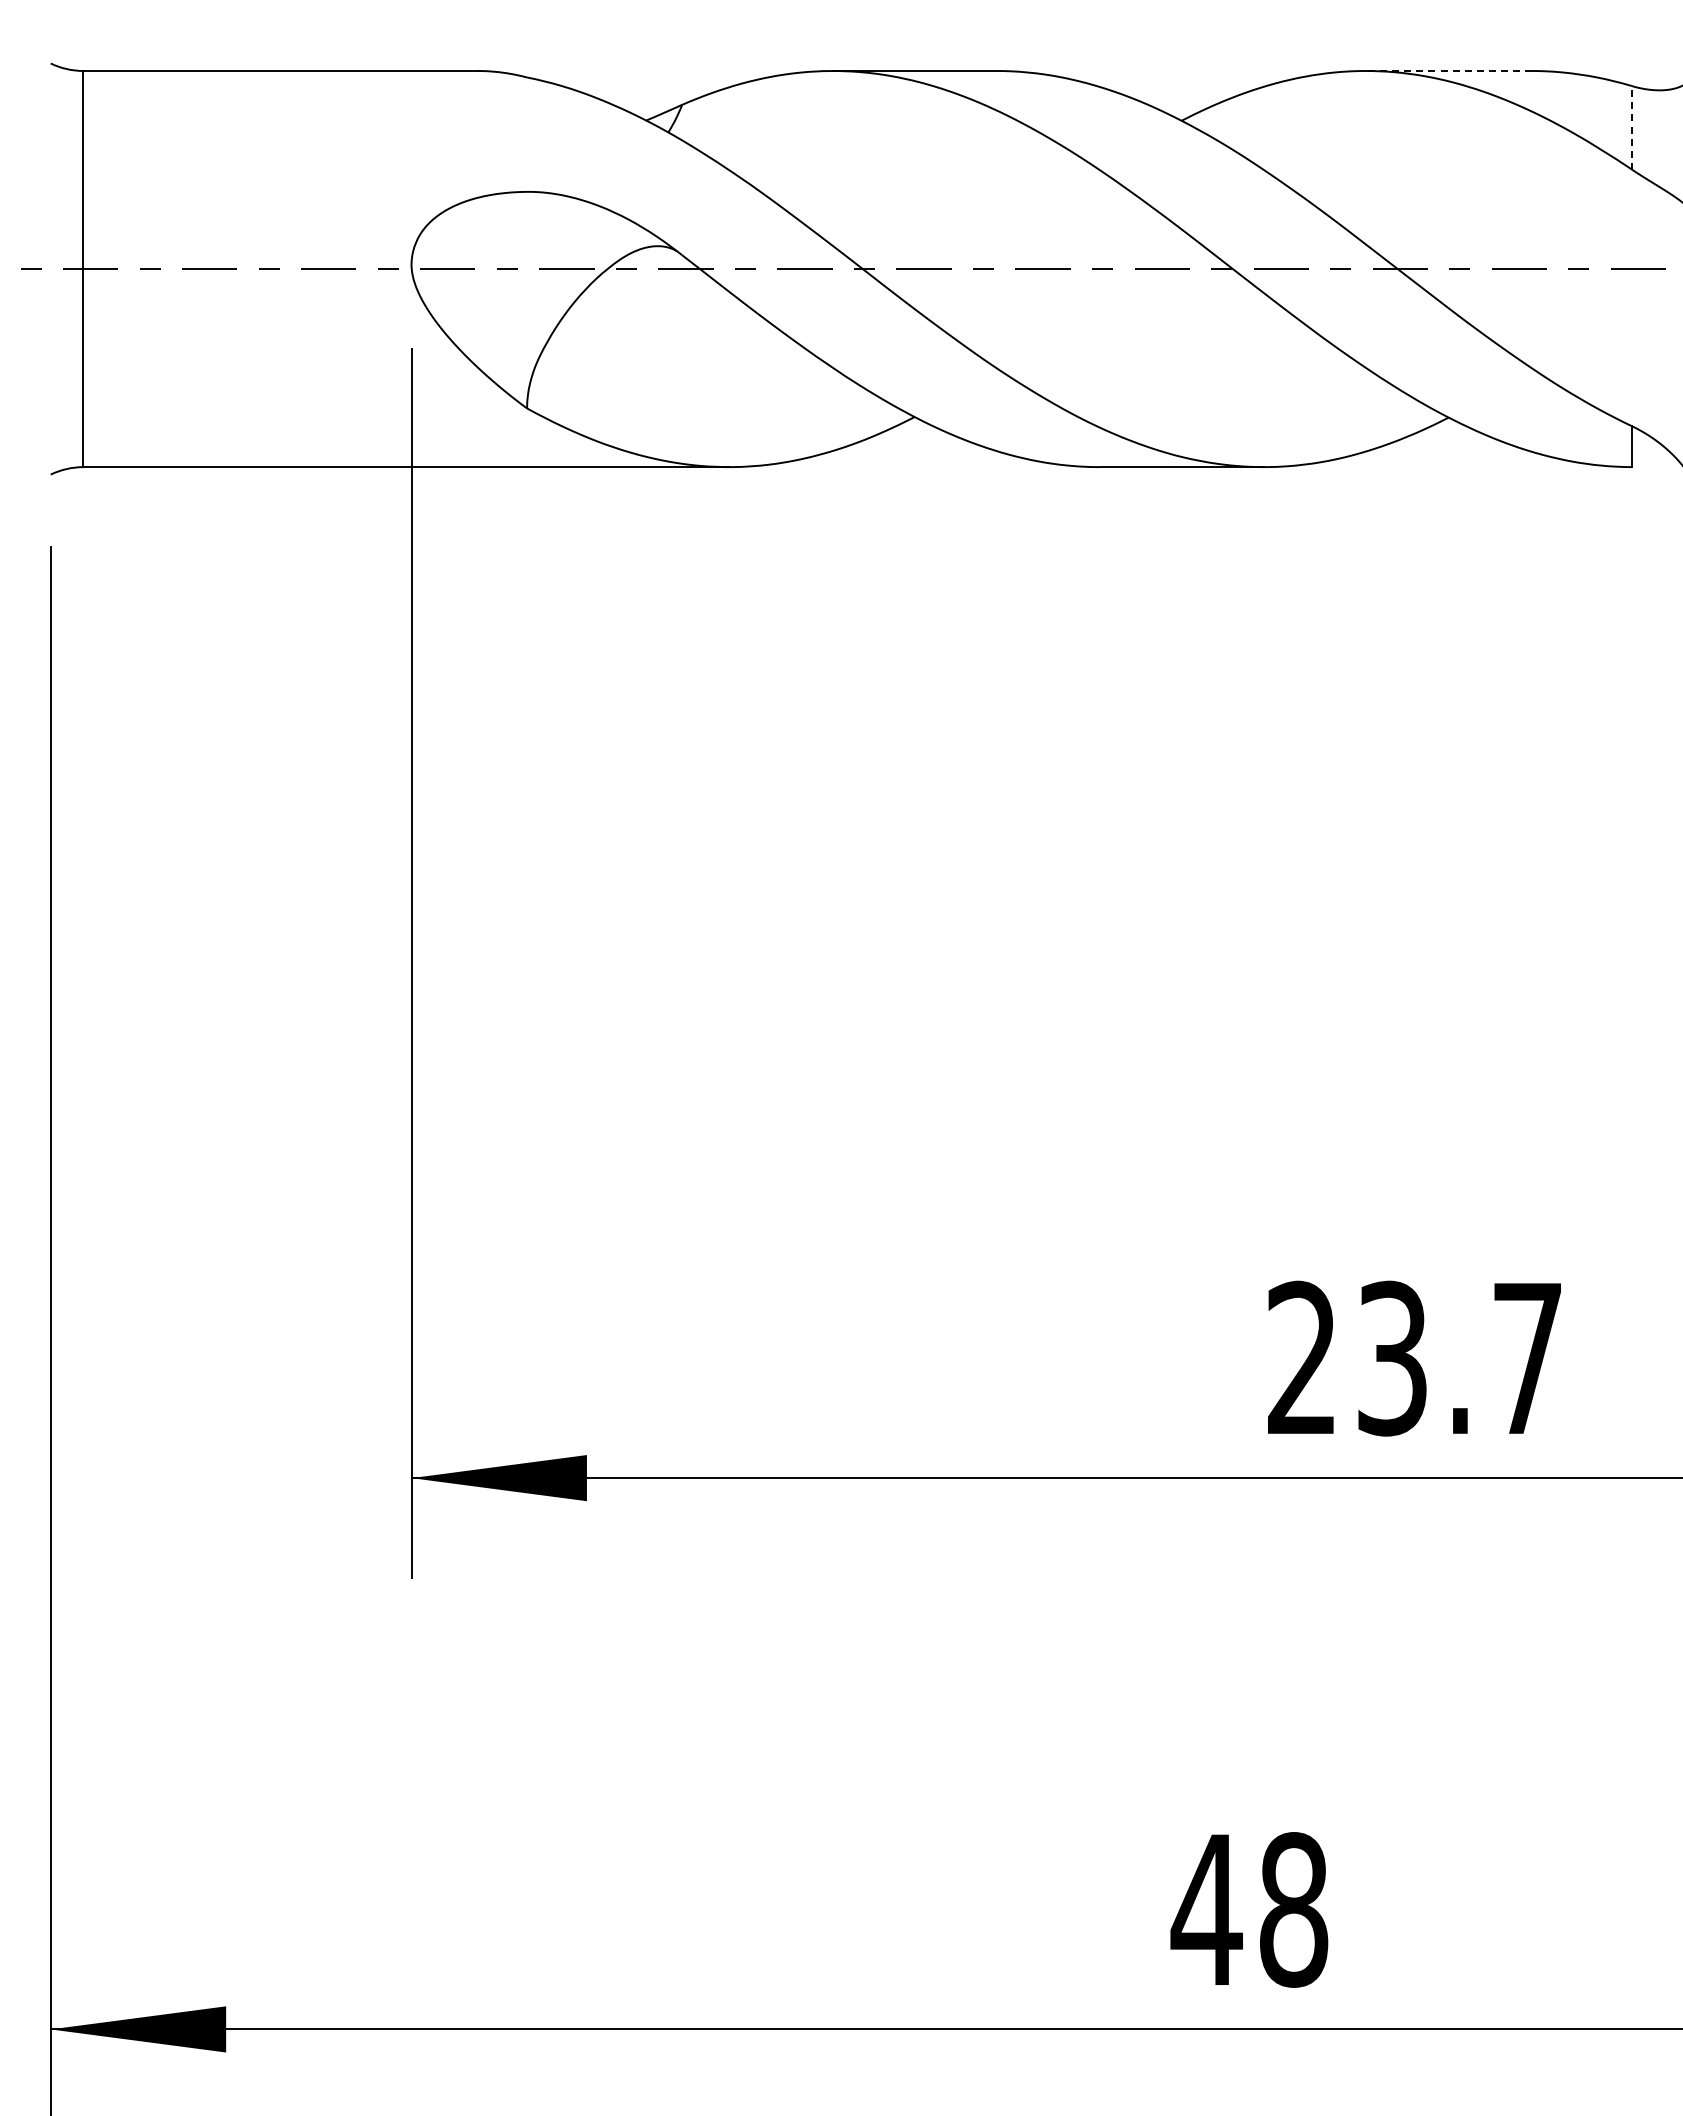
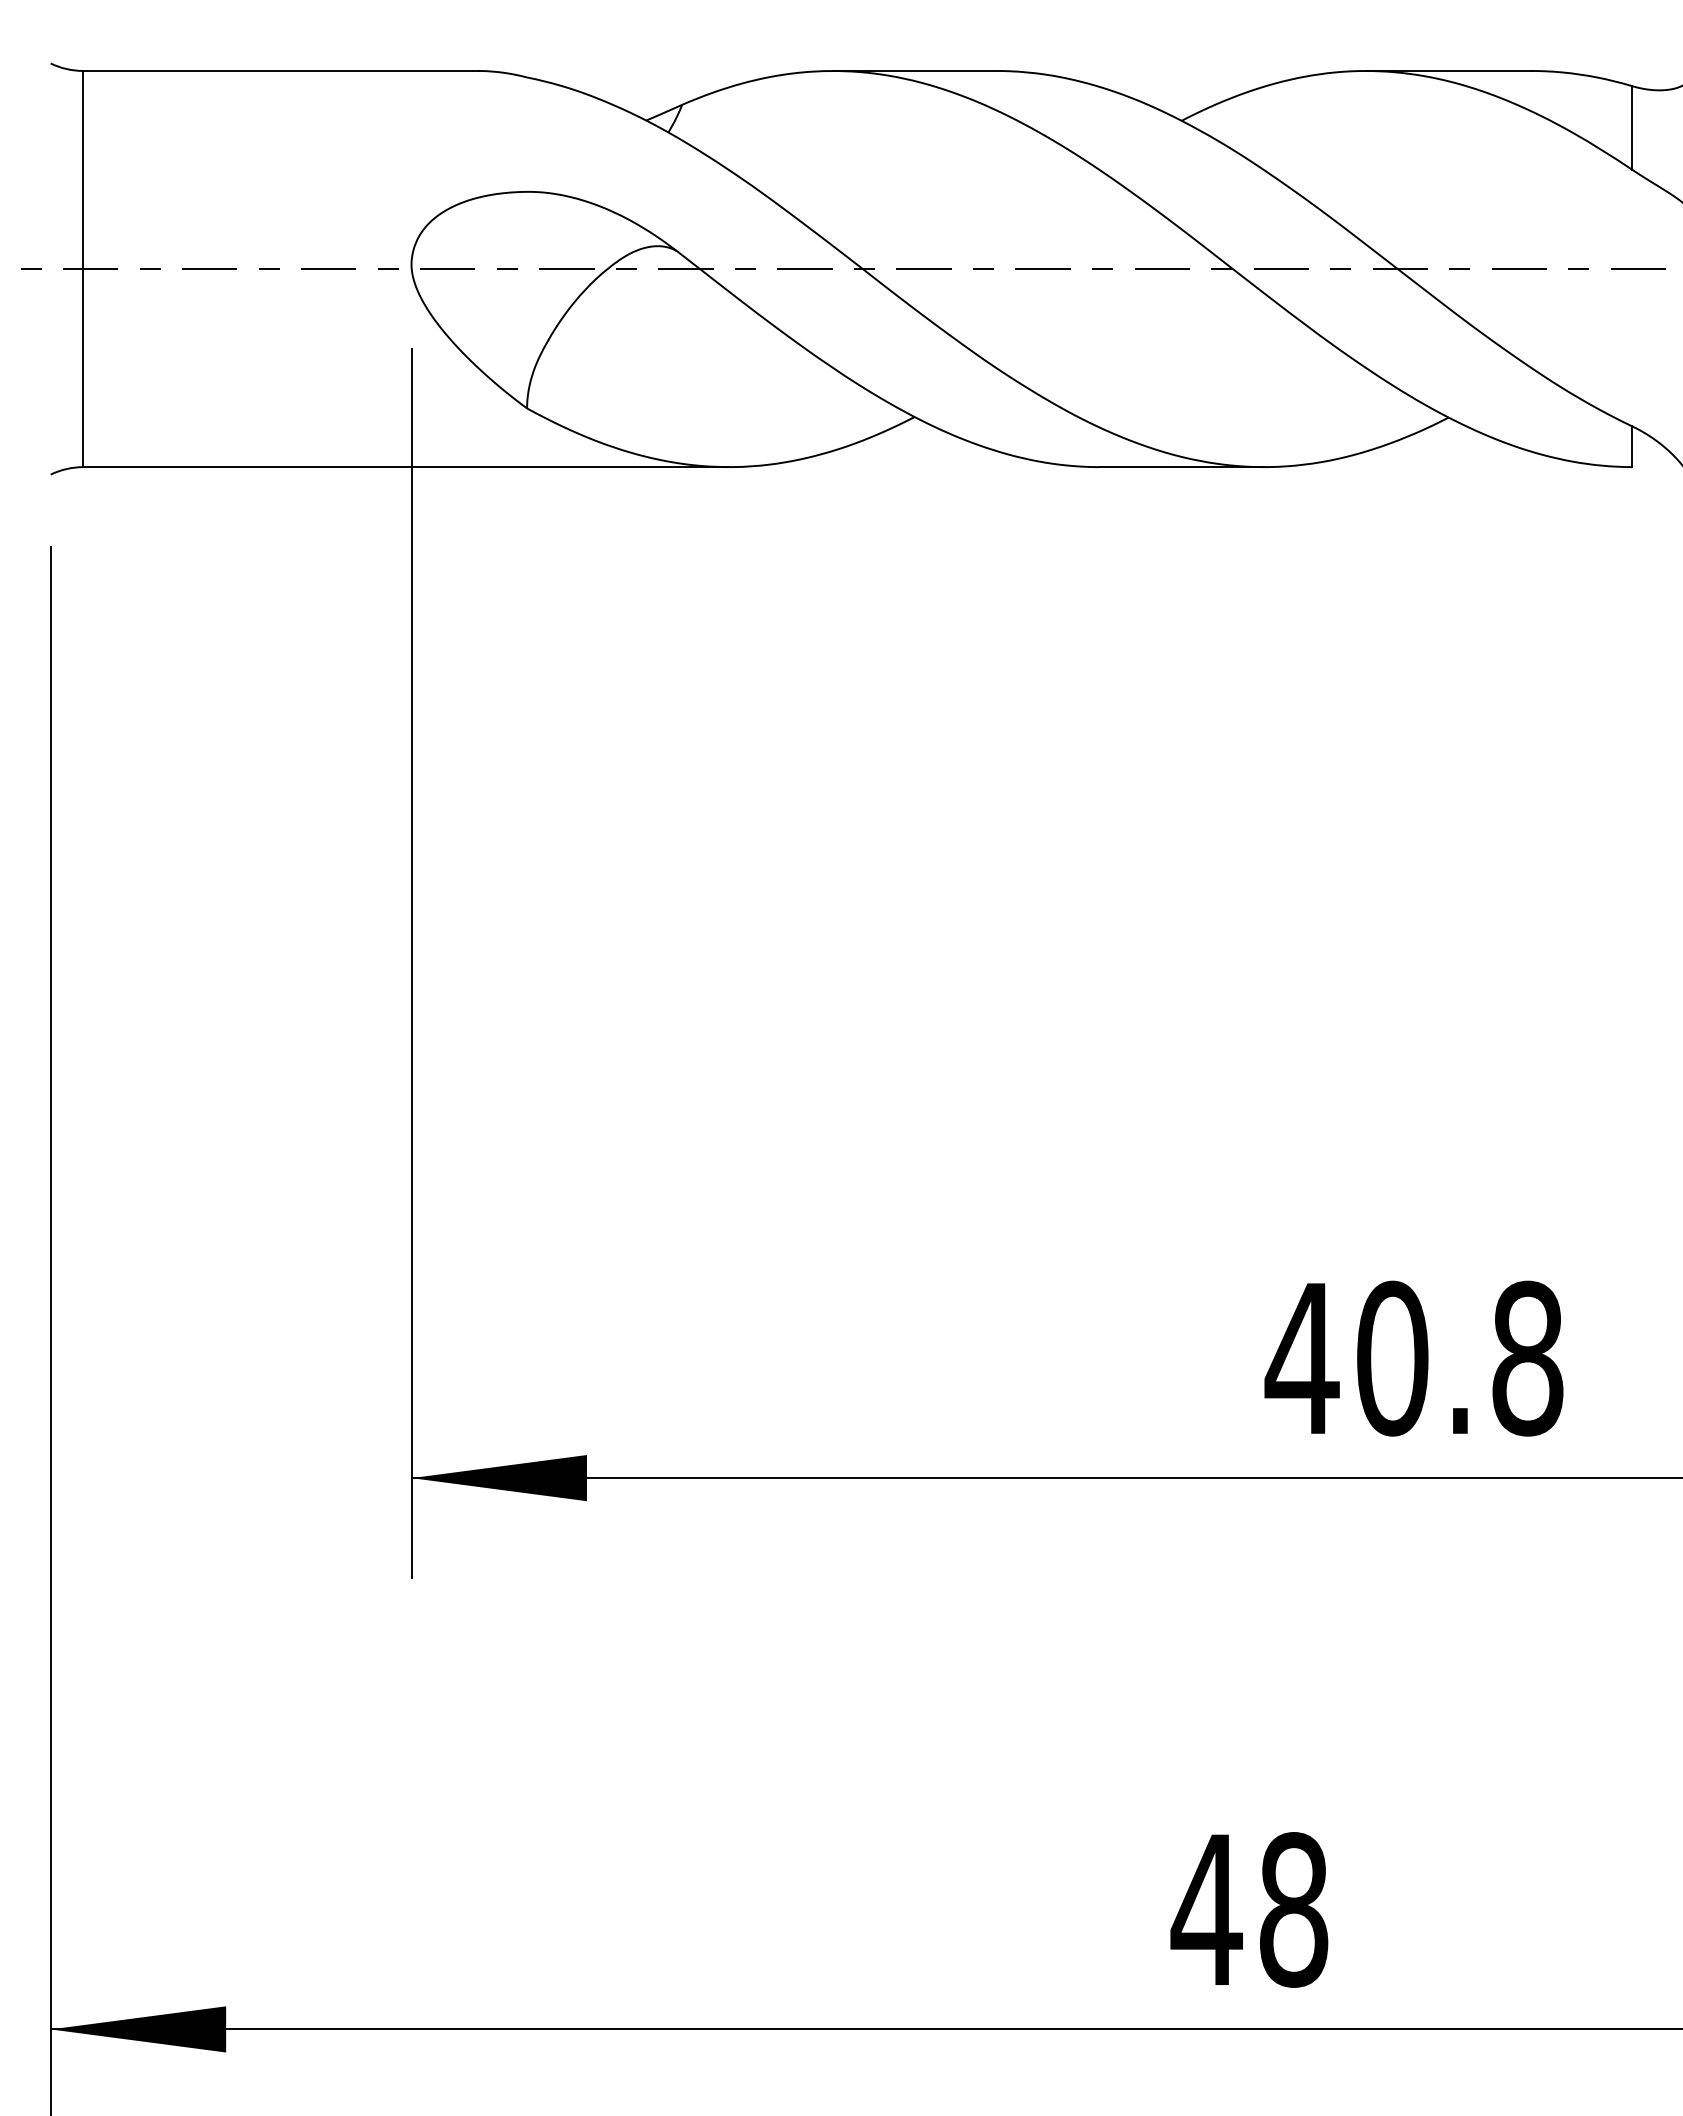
line: dashed -> solid (1448, 70)
line: dashed -> solid (1631, 127)
text: 23.7 -> 40.8 (1413, 1358)
